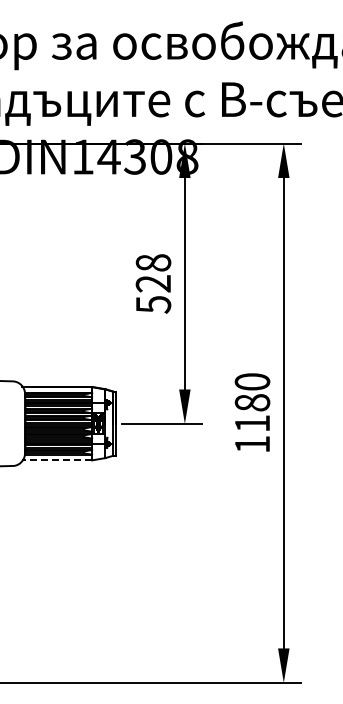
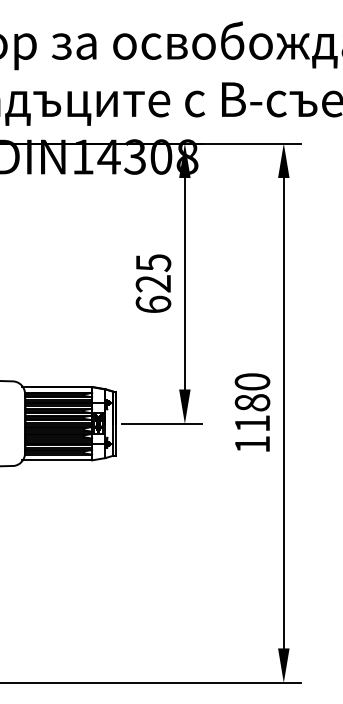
text: 528 -> 625 (153, 283)
line: dashed -> solid (57, 460)
